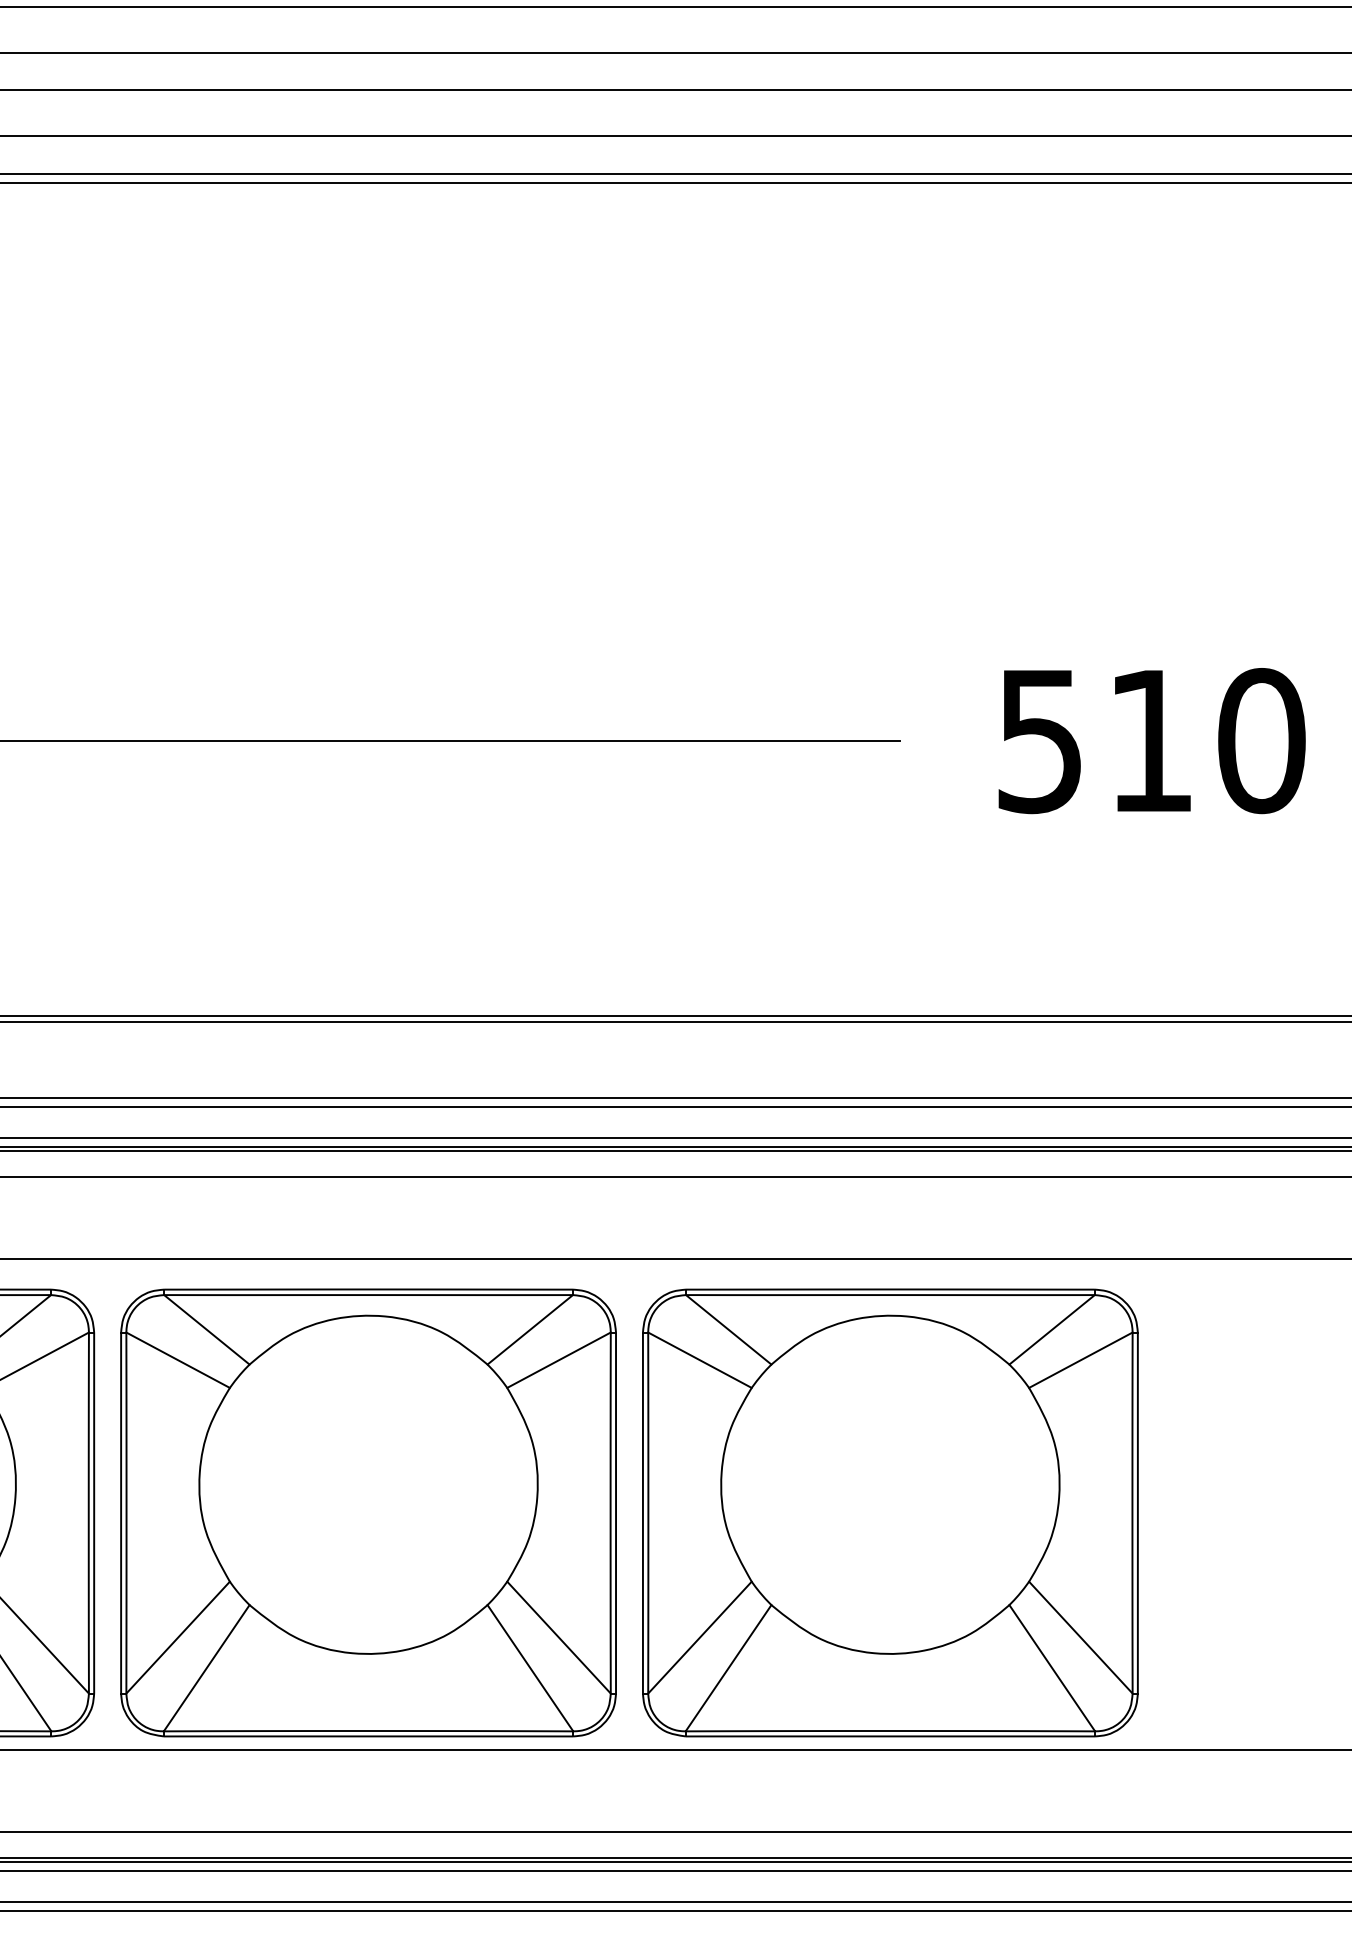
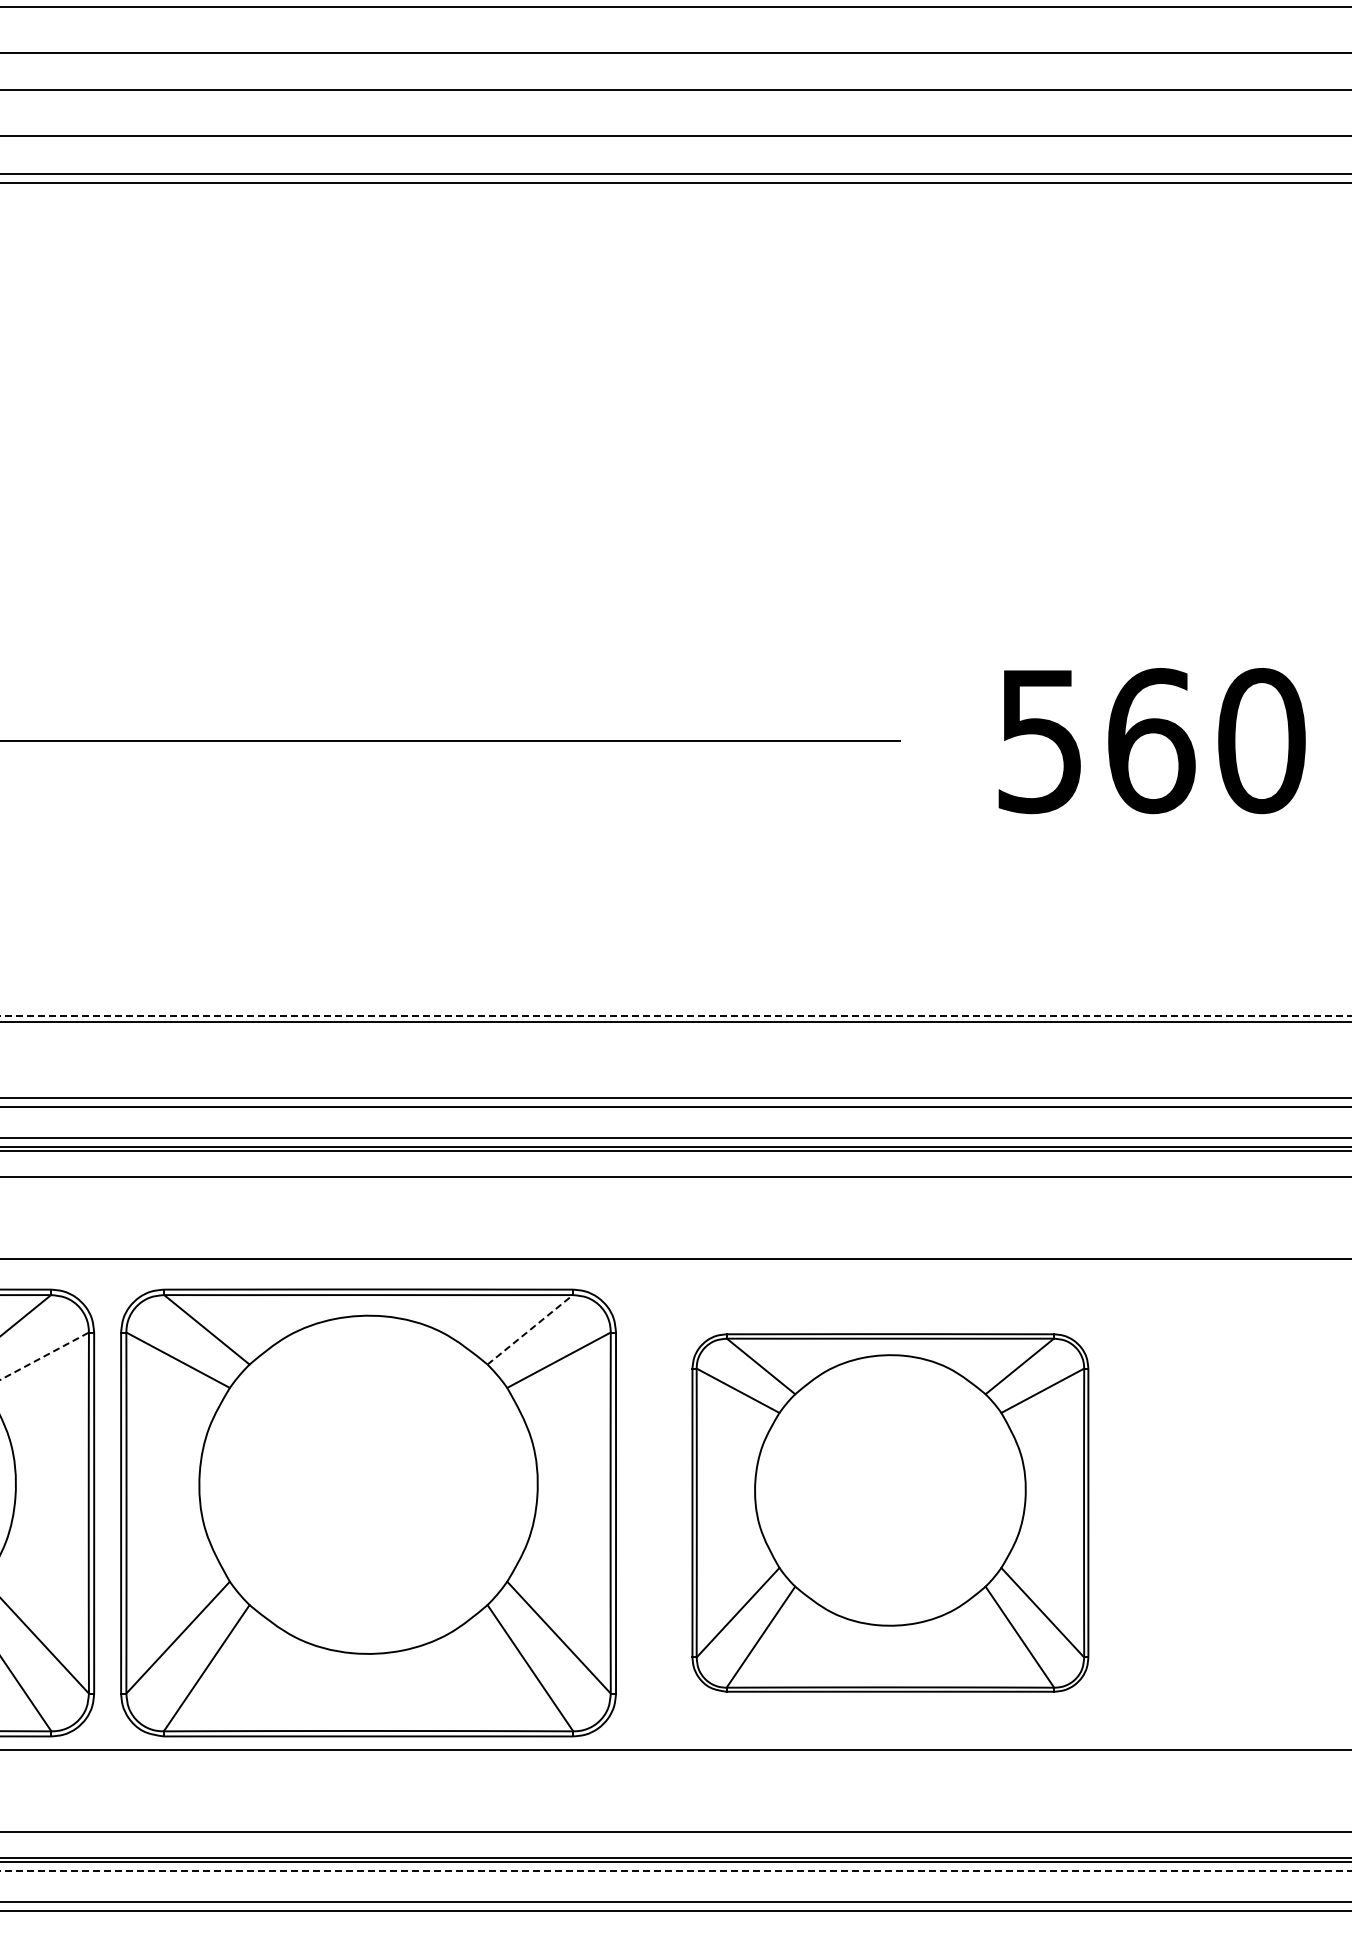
text: 510 -> 560 (1151, 741)
line: solid -> dashed (675, 1015)
line: solid -> dashed (530, 1329)
line: solid -> dashed (45, 1356)
part size: 497x450 px -> 399x360 px (890, 1512)
line: solid -> dashed (675, 1871)
